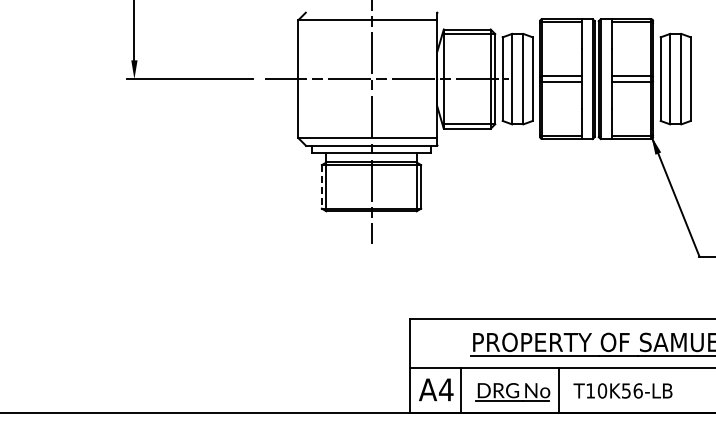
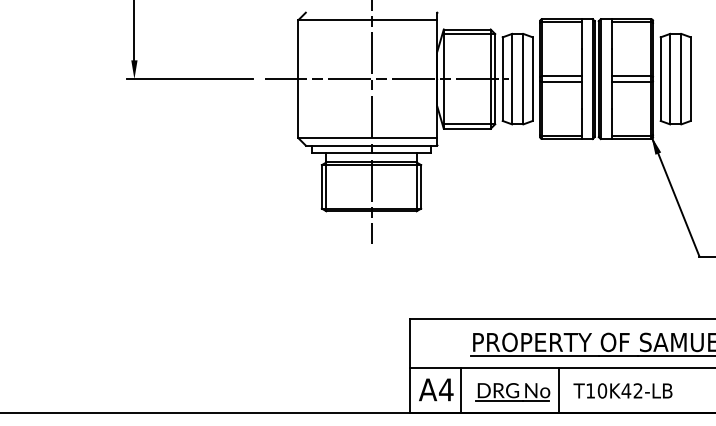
line: dashed -> solid (321, 186)
text: T10K56-LB -> T10K42-LB (631, 390)
